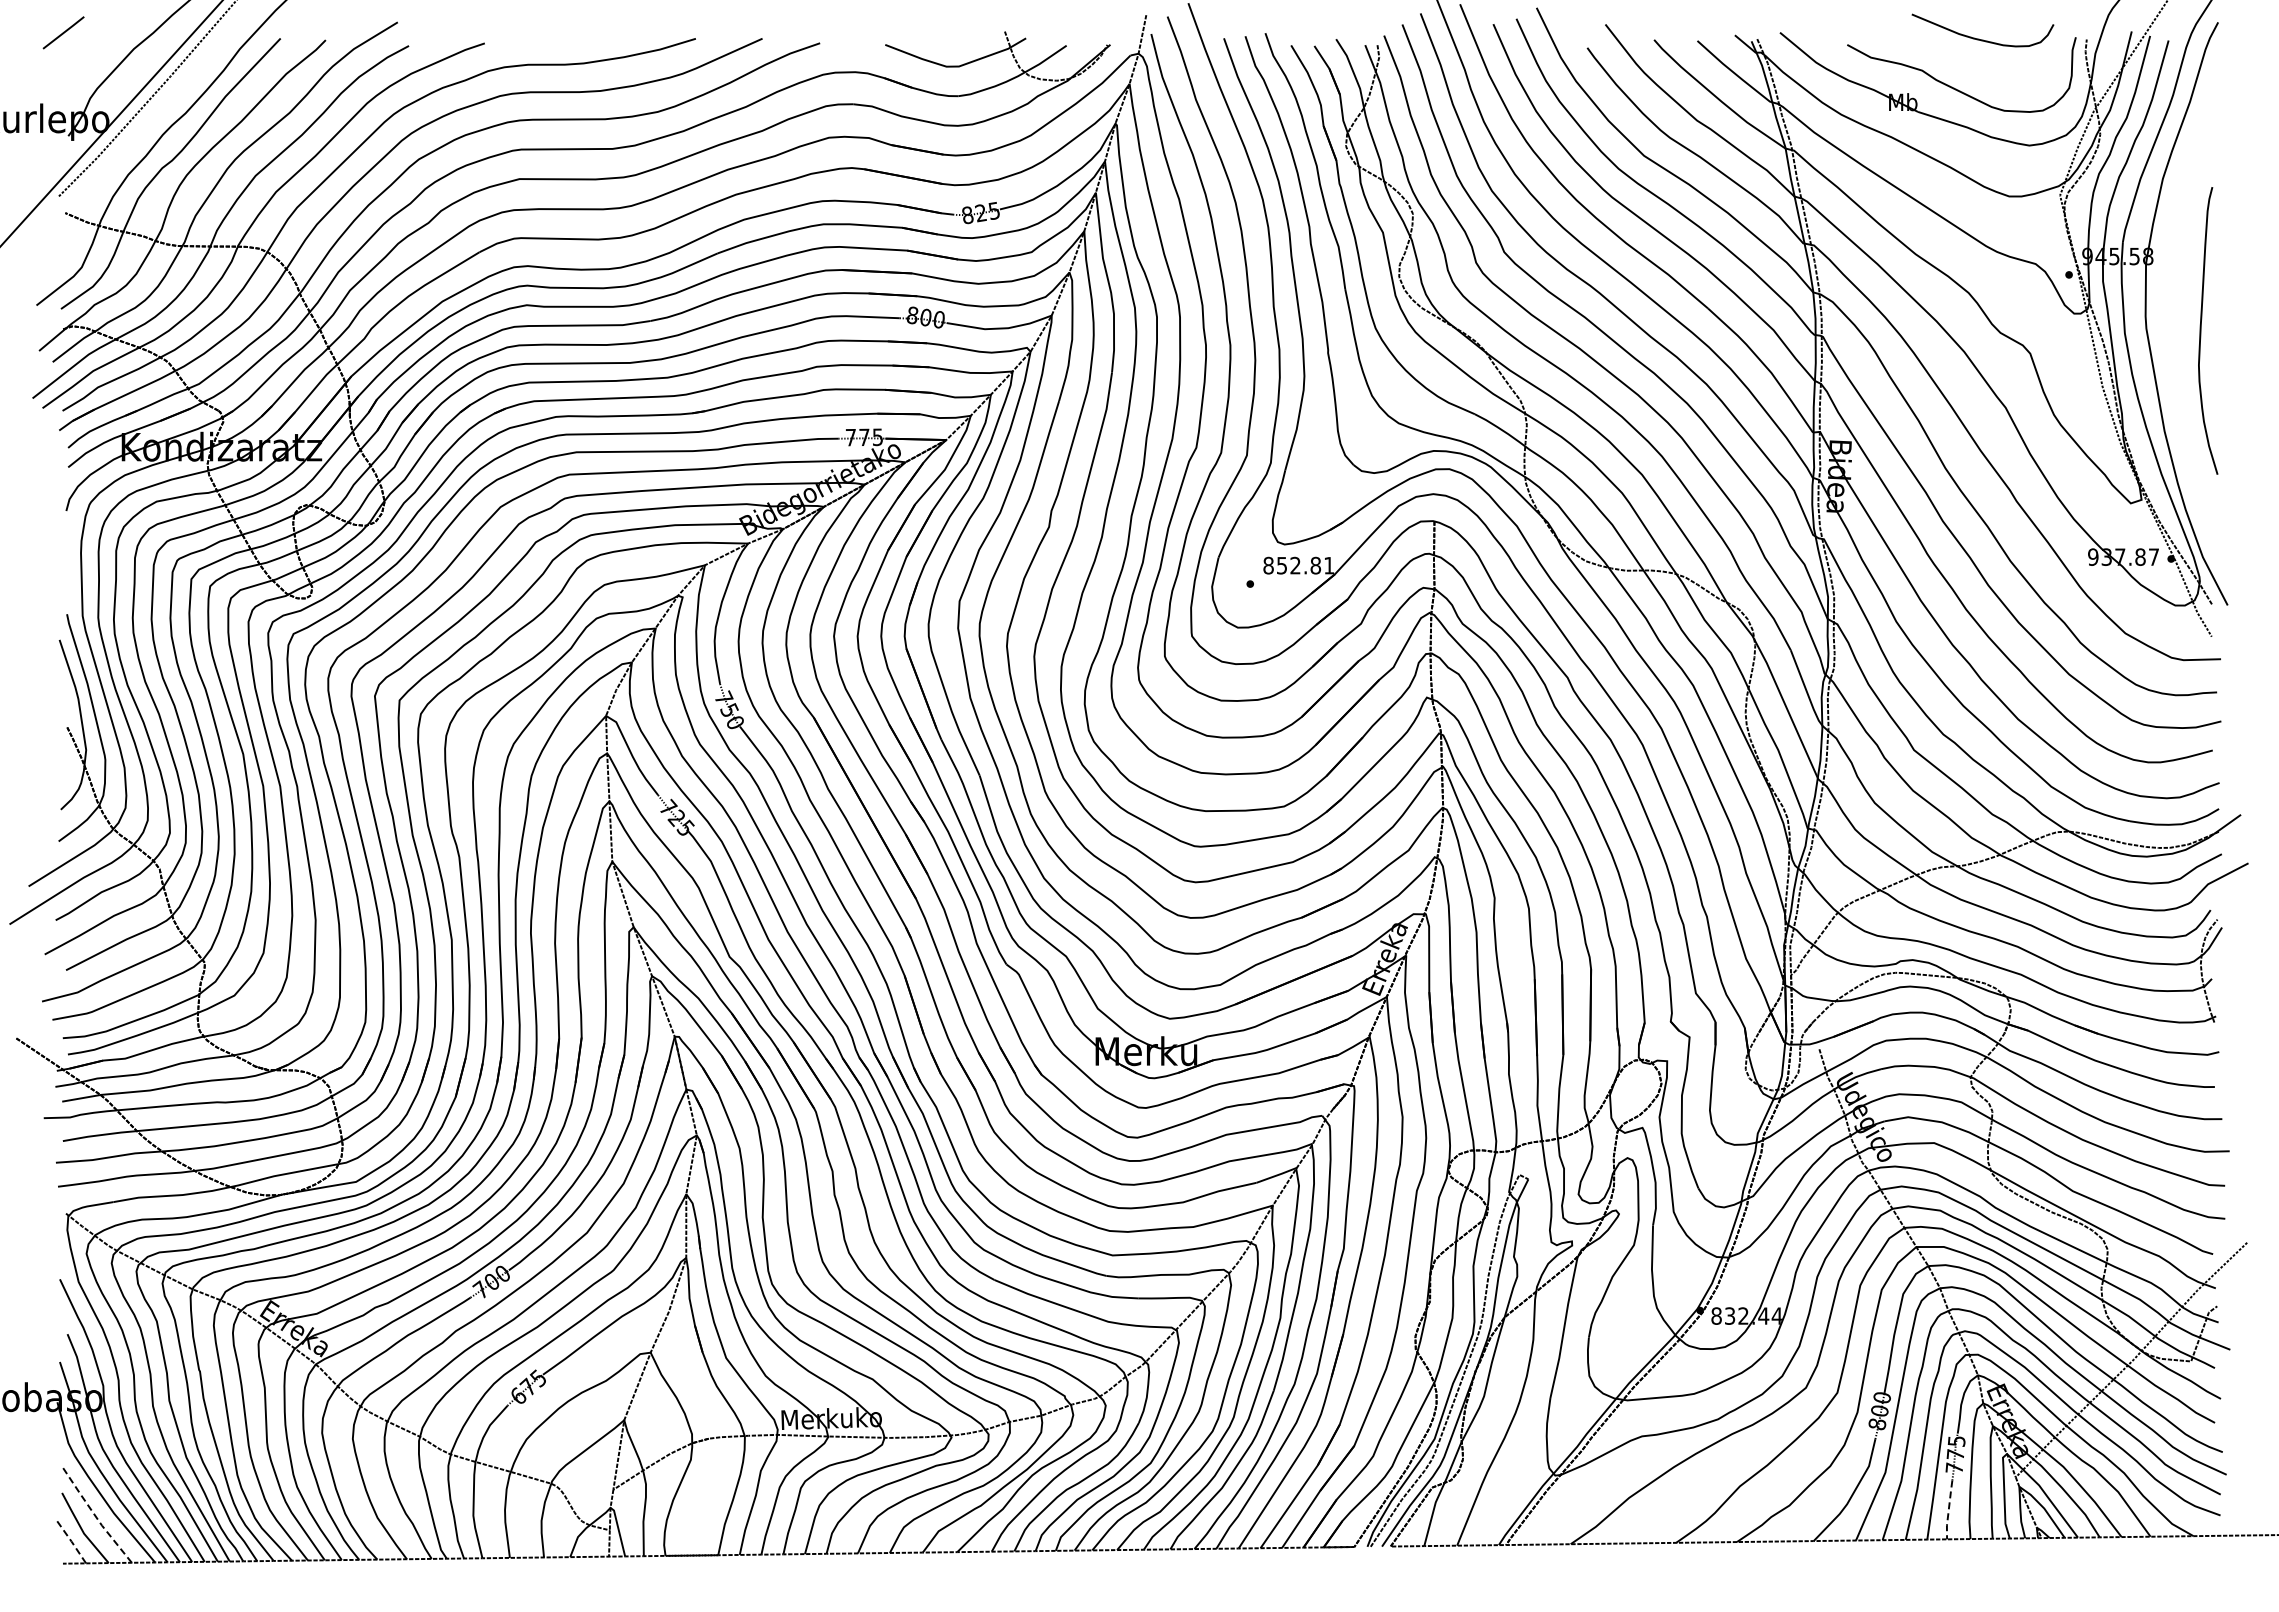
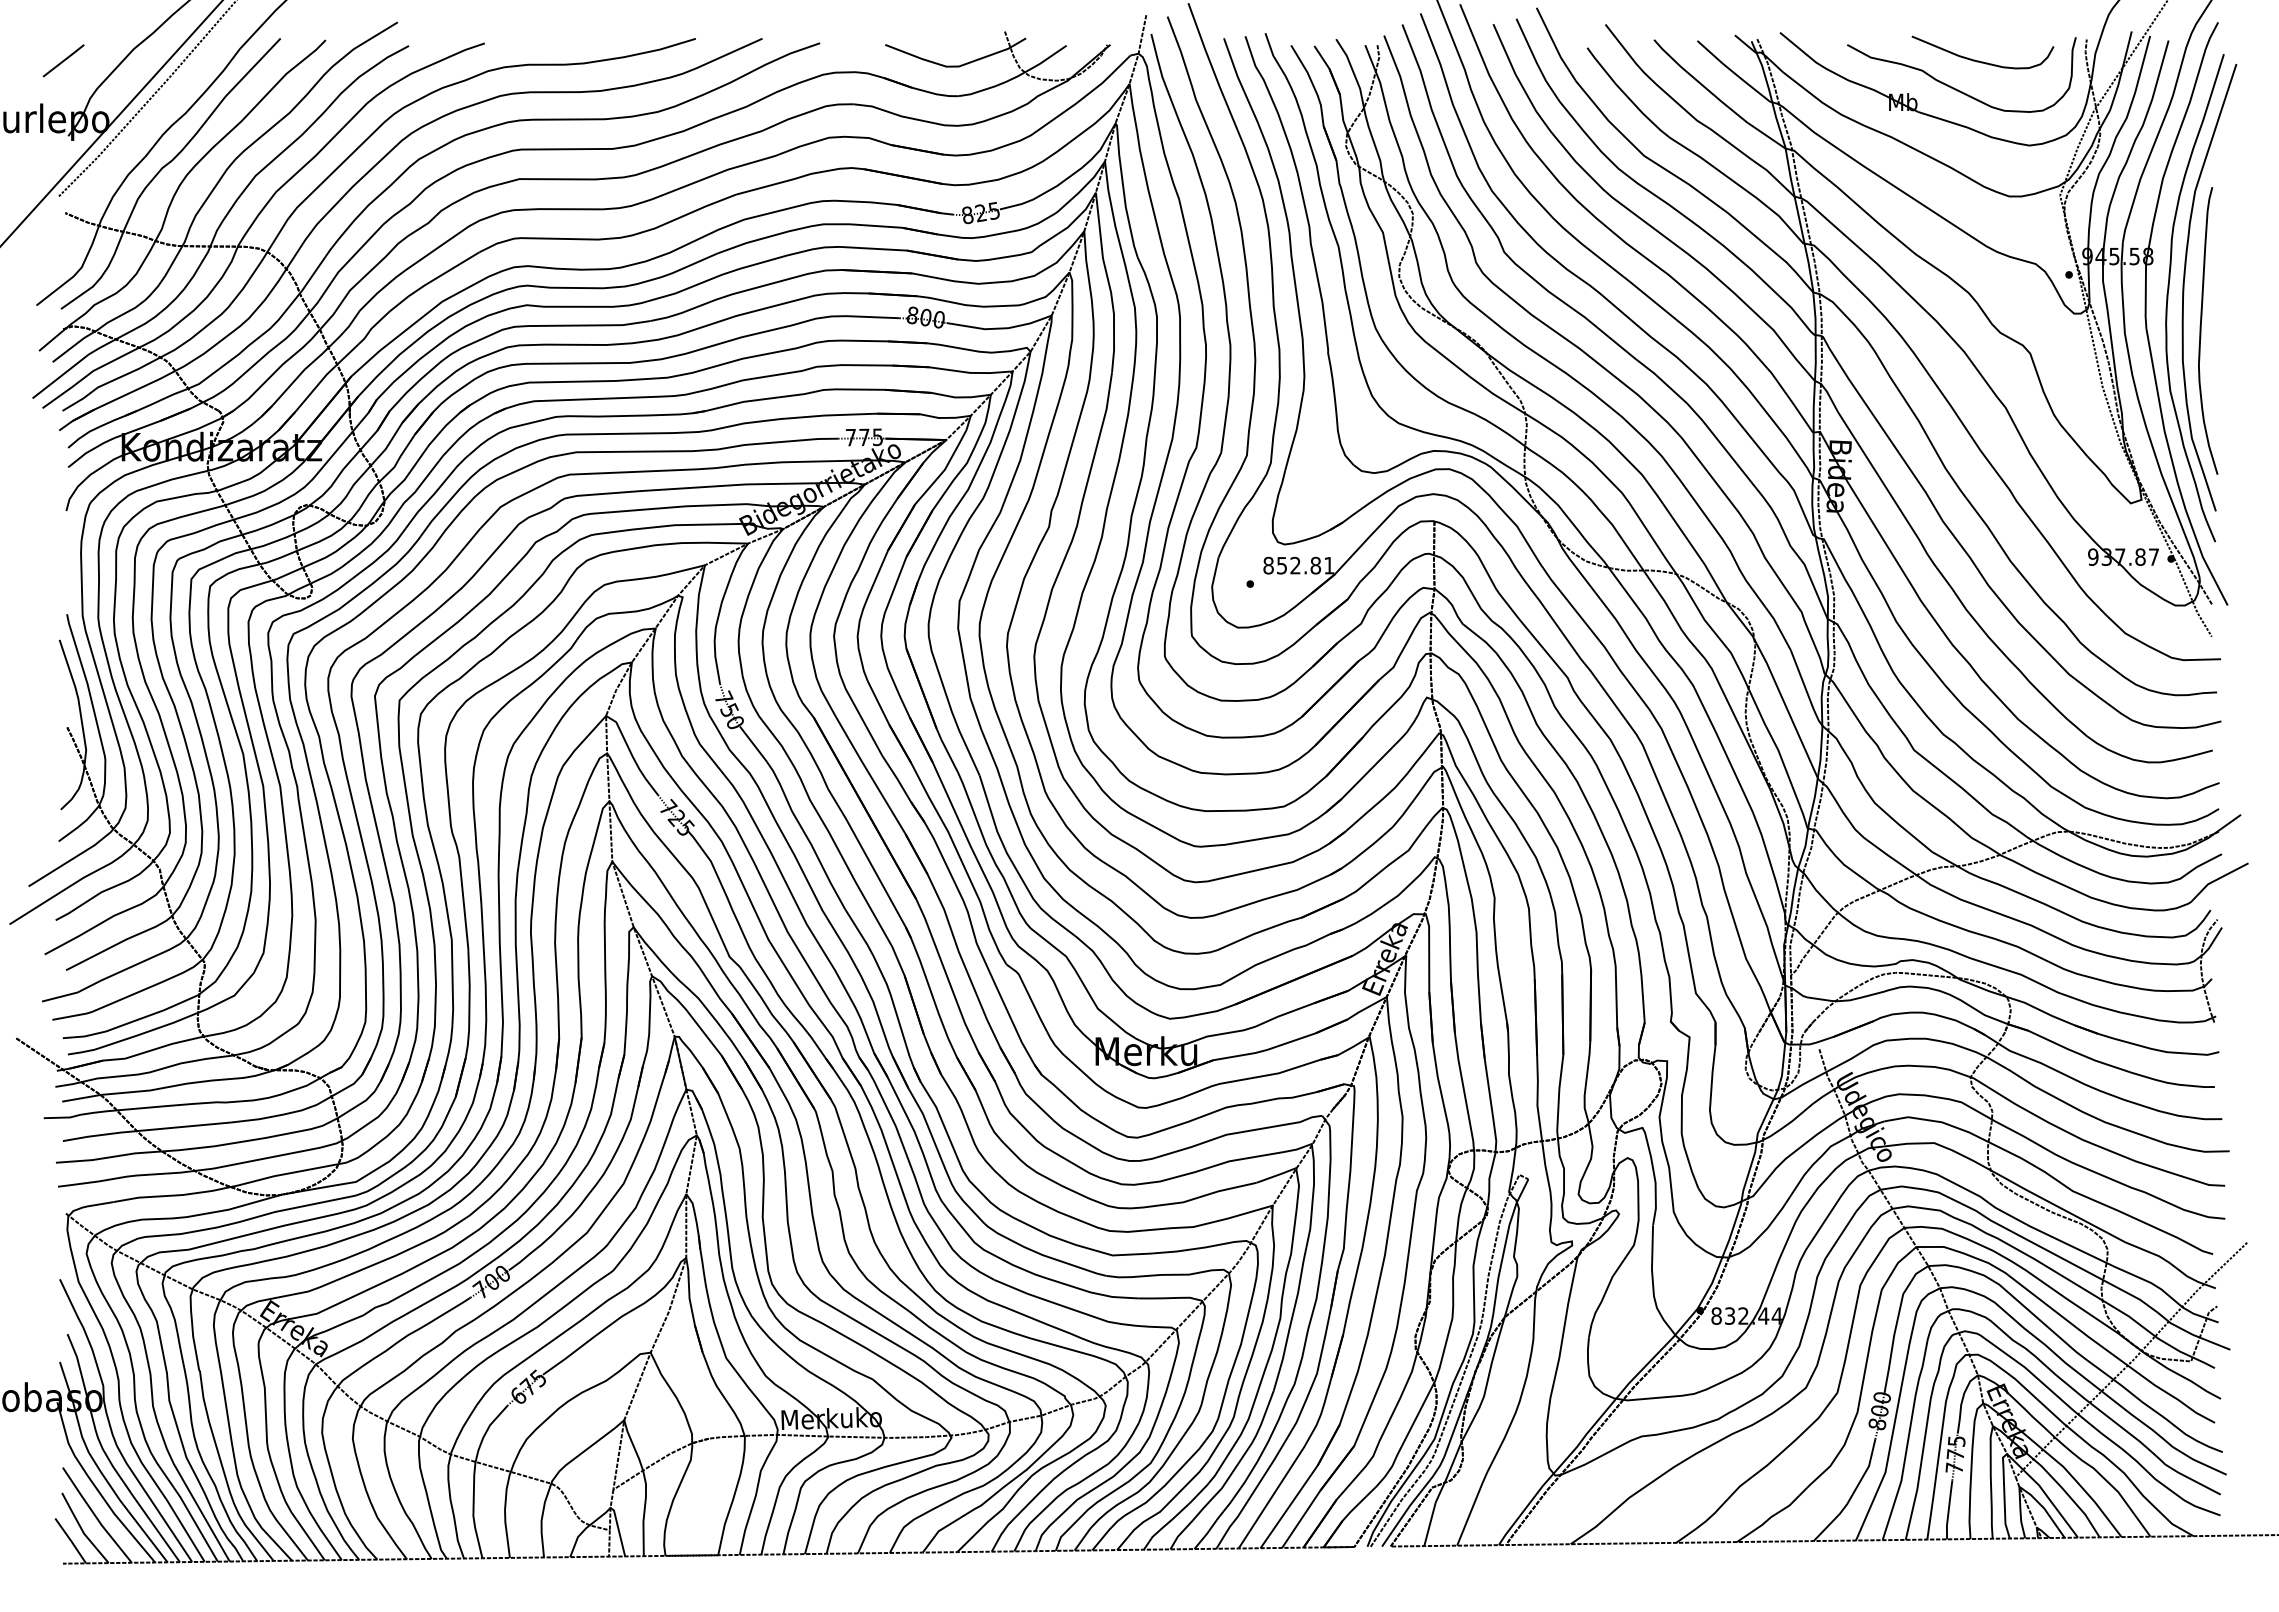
line position: (63, 32) -> (63, 60) (63, 60)
curve position: (1979, 38) -> (1979, 60) (1979, 60)
part: none -> present (2184, 294)
line: dashed -> solid (1948, 1510)
line: dashed -> solid (95, 1515)
line: dashed -> solid (71, 1540)
